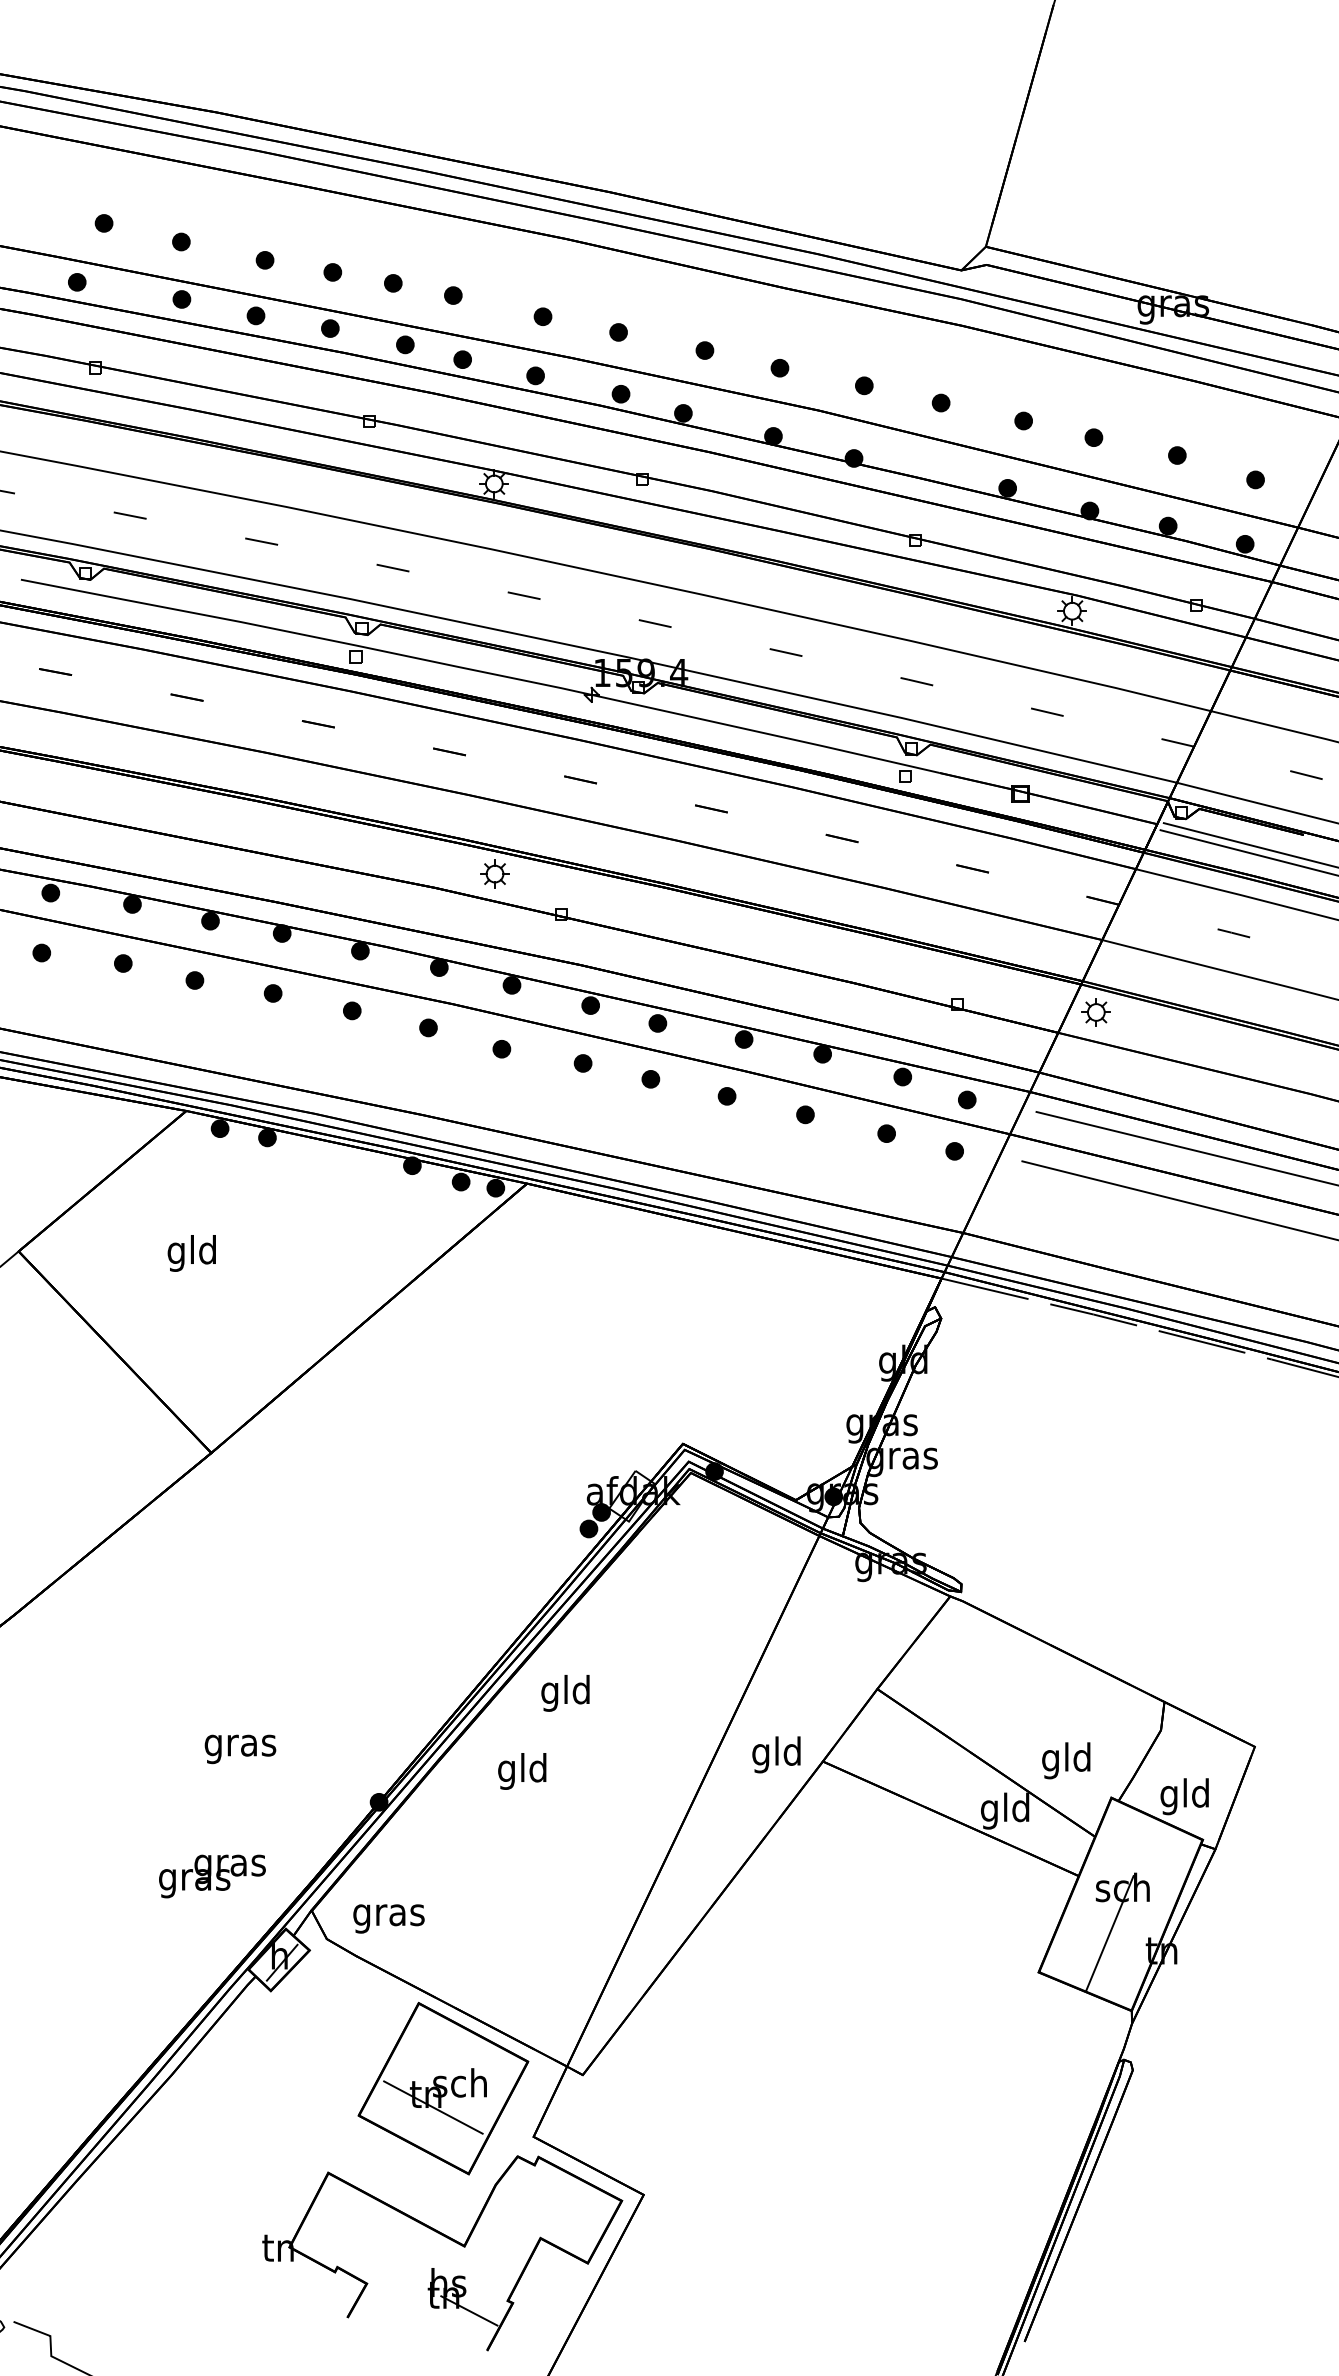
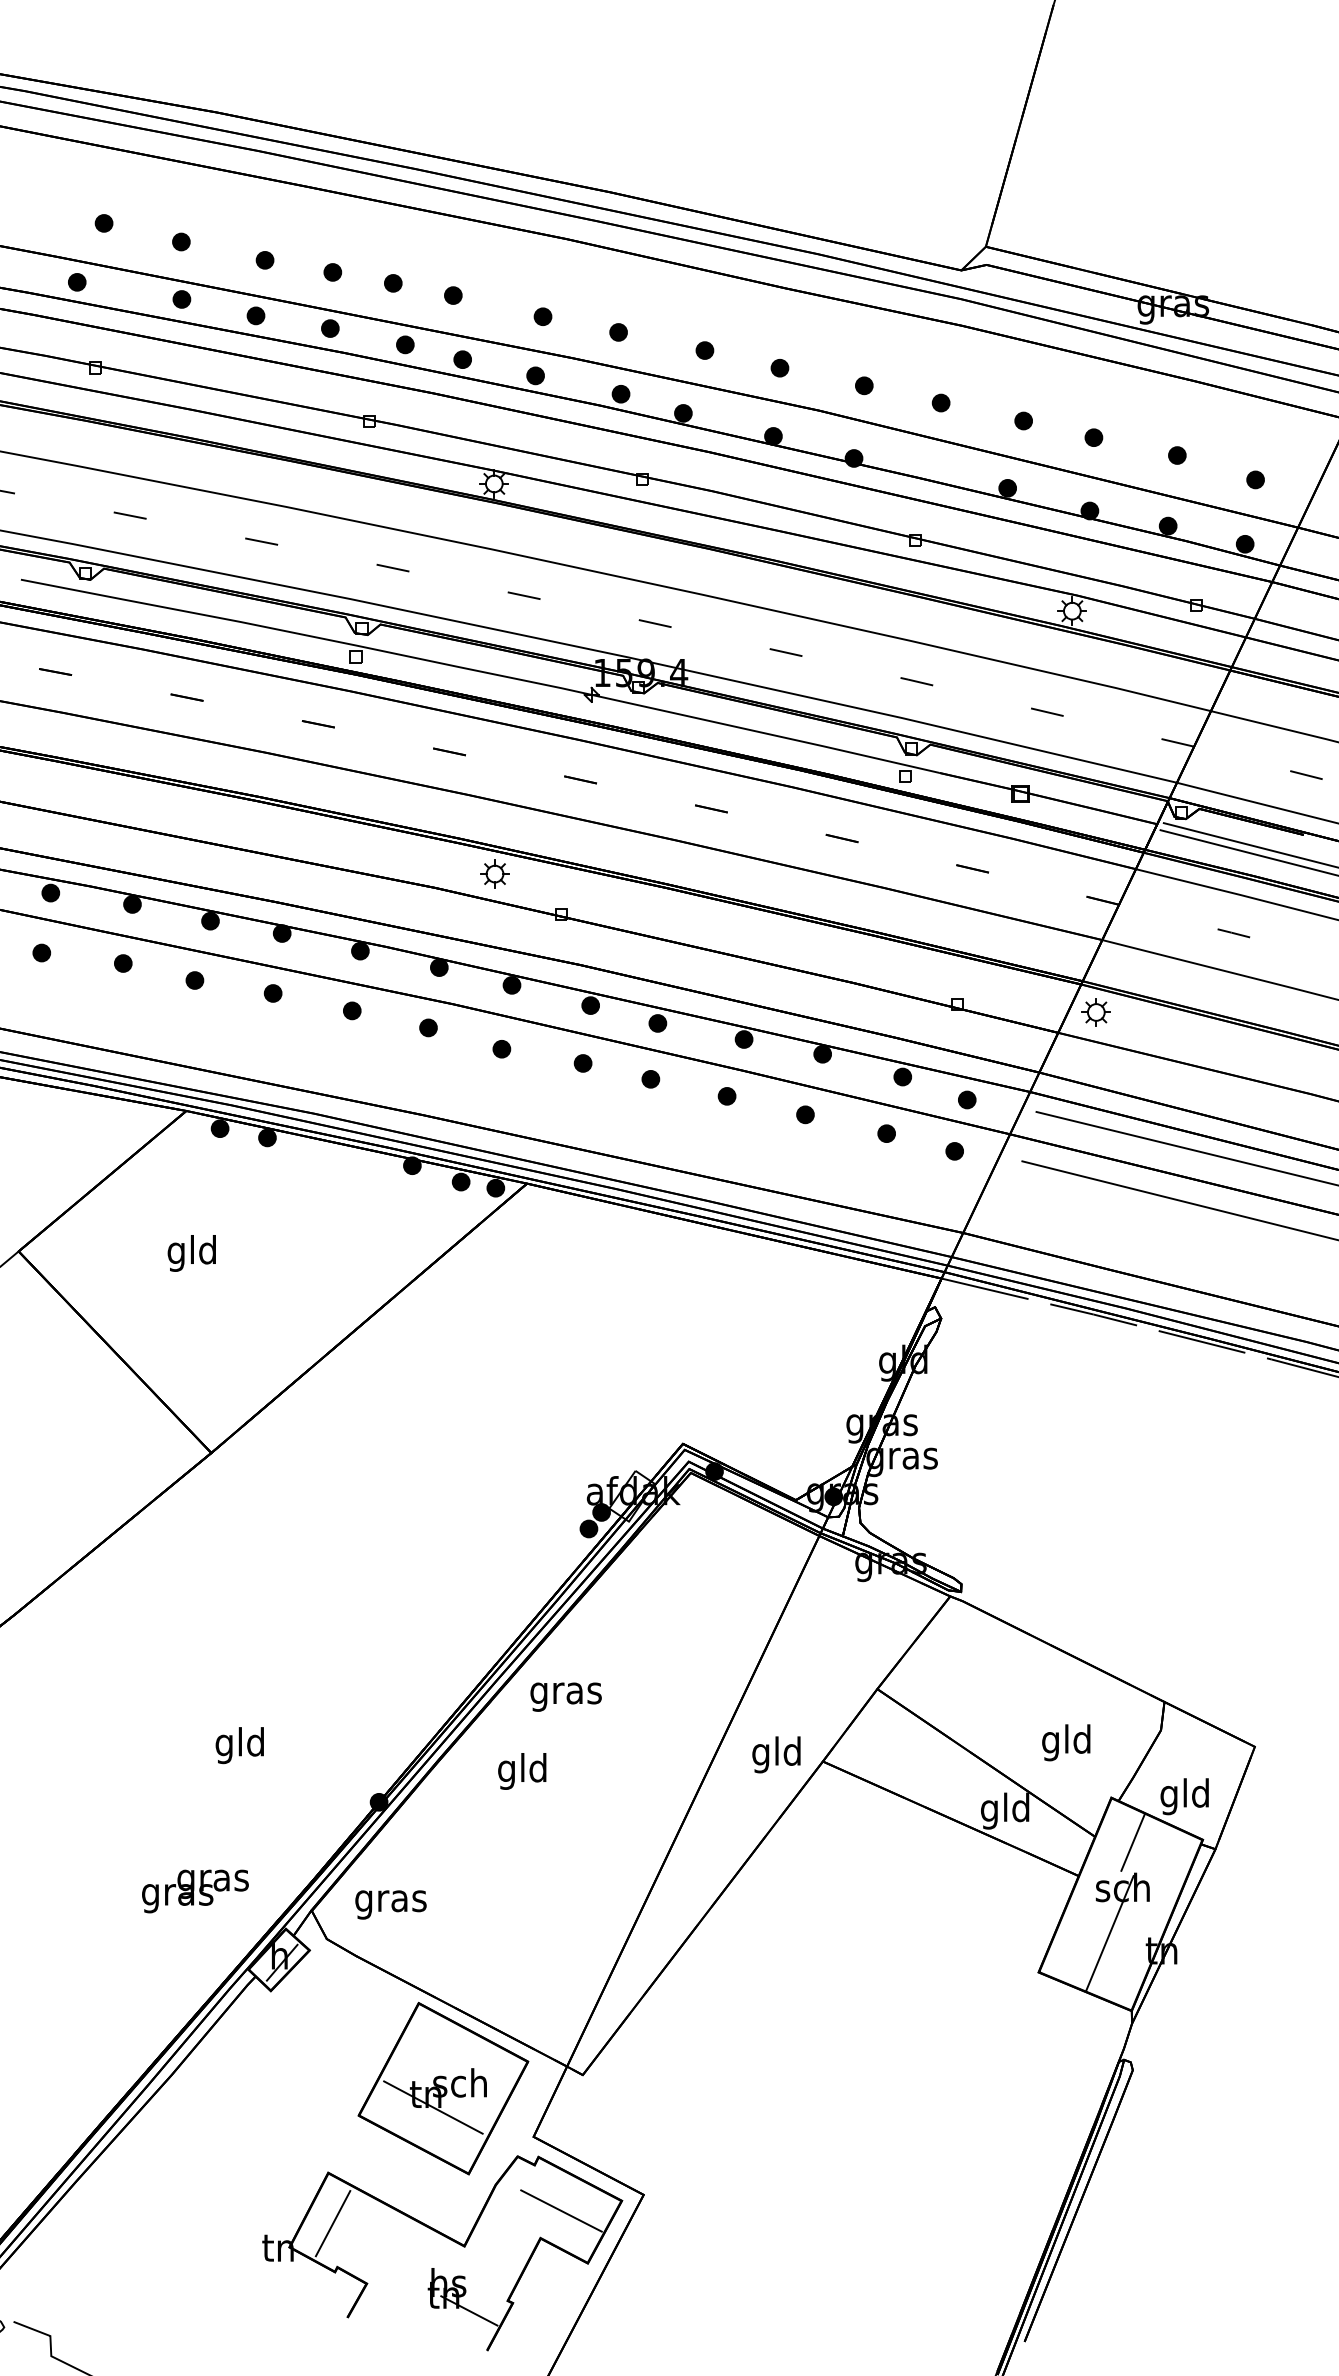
text: gld -> gras (565, 1692)
text: gras -> gld (240, 1745)
text position: (1066, 1760) -> (1066, 1742) (1066, 1742)
line: none -> present (1132, 1842)
text position: (212, 1876) -> (195, 1891) (195, 1891)
text position: (388, 1918) -> (390, 1904) (390, 1904)
line: none -> present (561, 2210)
line: none -> present (332, 2223)
